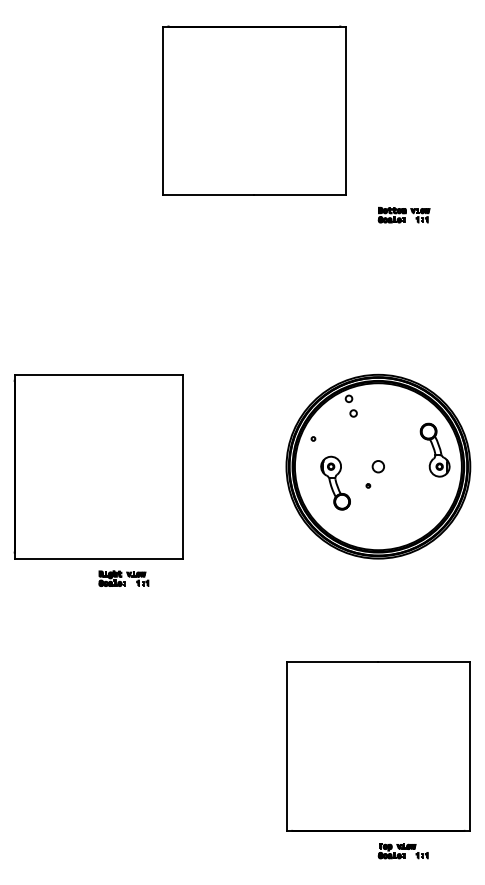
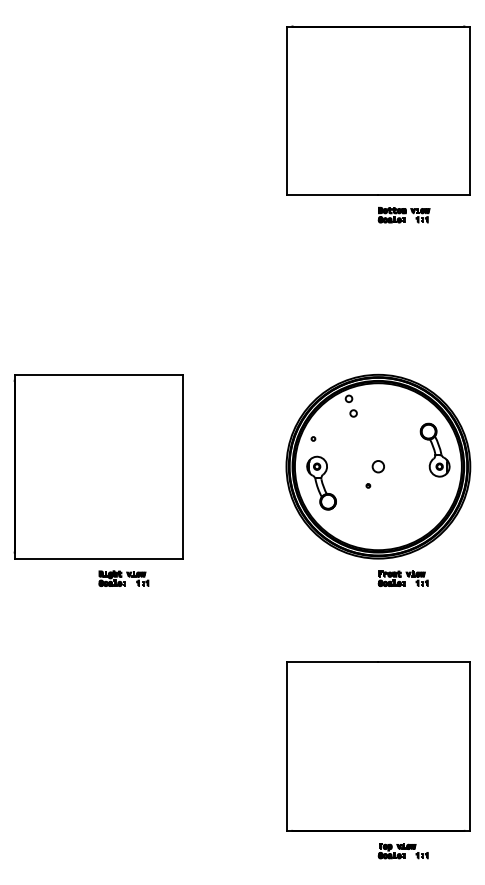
part position: (254, 110) -> (378, 110) (378, 110)
part position: (335, 482) -> (321, 482) (321, 482)
part: none -> present (402, 578)
